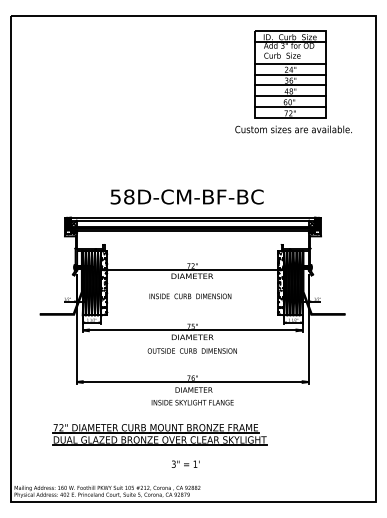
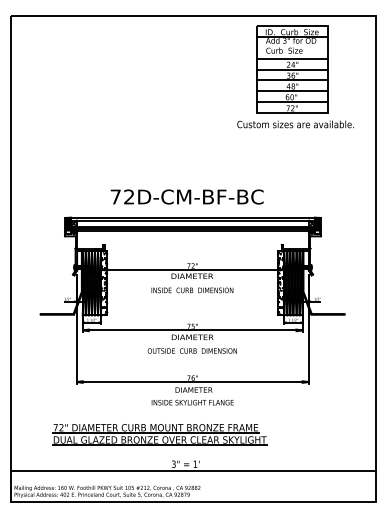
part position: (293, 81) -> (295, 76) (295, 76)
text: 58D-CM-BF-BC -> 72D-CM-BF-BC (122, 196)
text position: (190, 296) -> (192, 290) (192, 290)
line: none -> present (193, 471)
